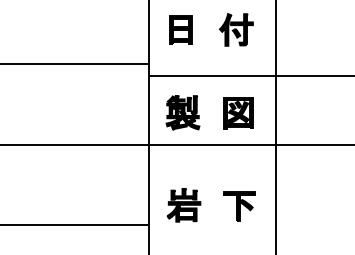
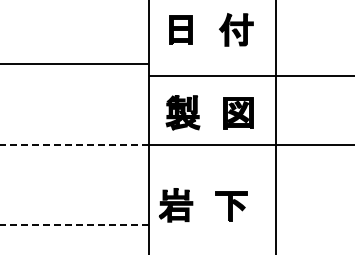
line: solid -> dashed (75, 145)
part position: (201, 205) -> (193, 205) (193, 205)
line: solid -> dashed (75, 224)
